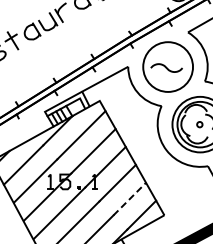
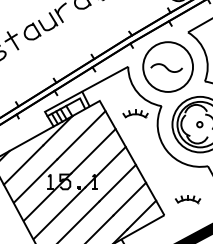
part: none -> present (135, 113)
line: dashed -> solid (130, 198)
part: none -> present (188, 199)
